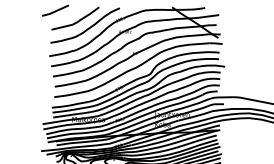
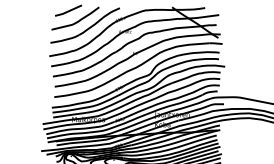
line position: (55, 10) -> (68, 10) (68, 10)
